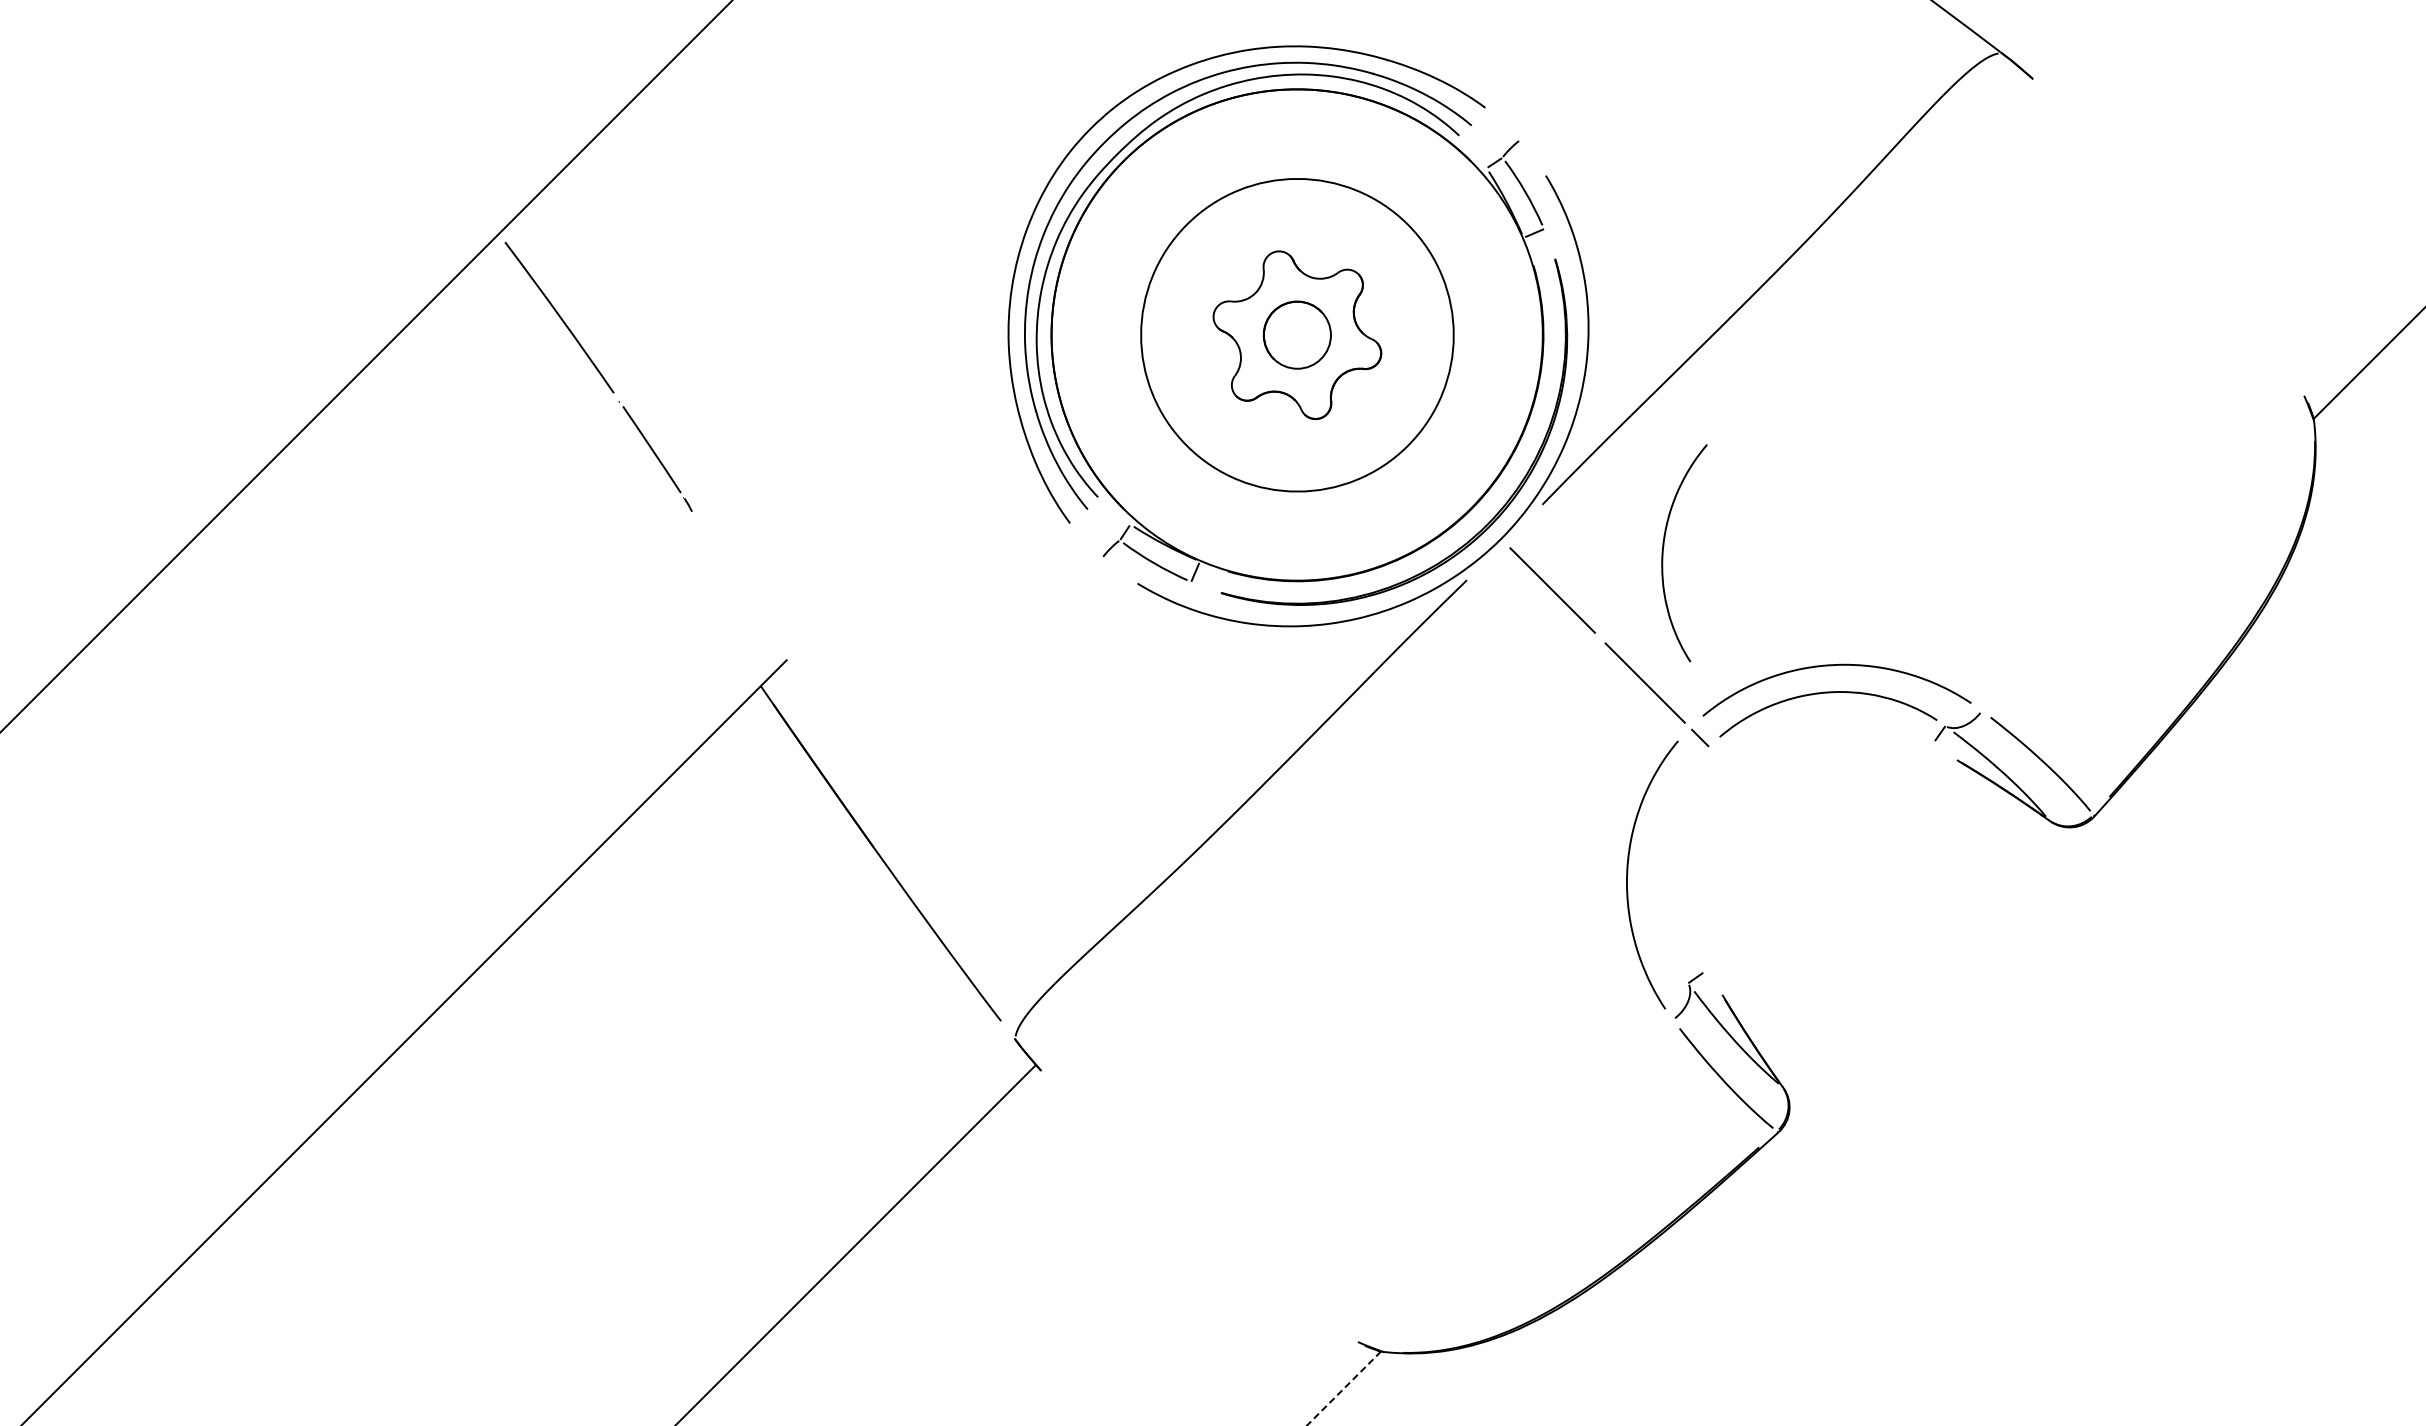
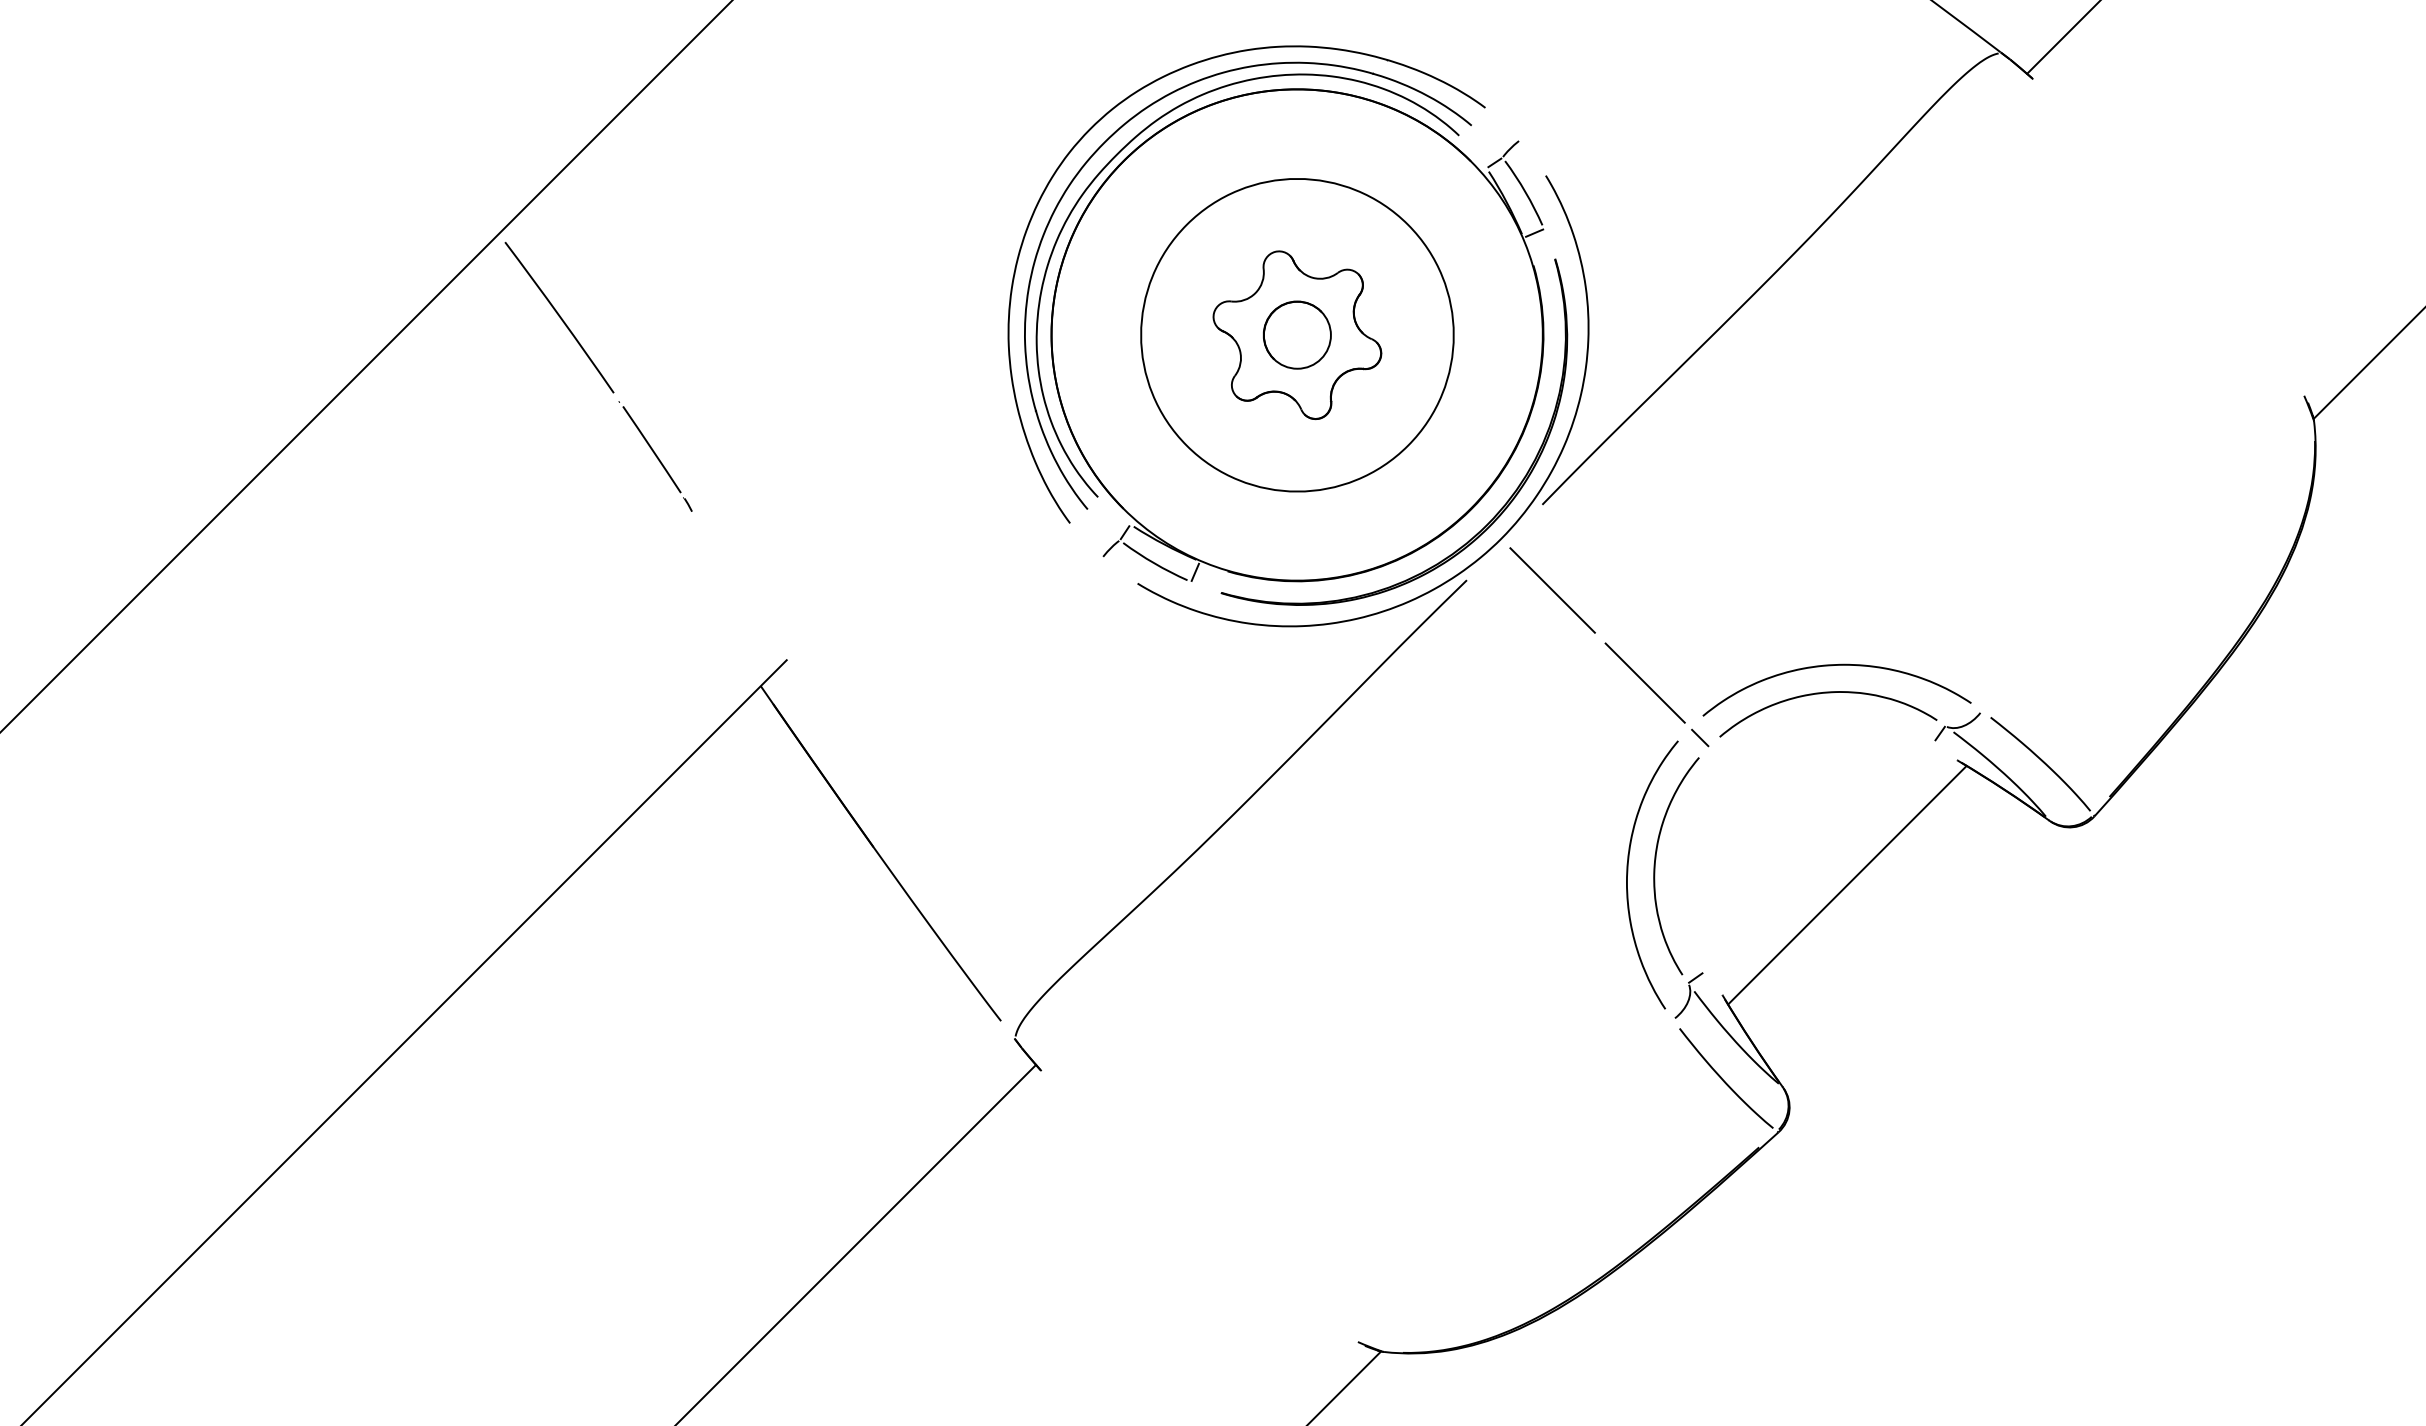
line: none -> present (2062, 37)
curve position: (1663, 553) -> (1655, 866) (1655, 866)
line: none -> present (1847, 884)
line: dashed -> solid (1343, 1388)
